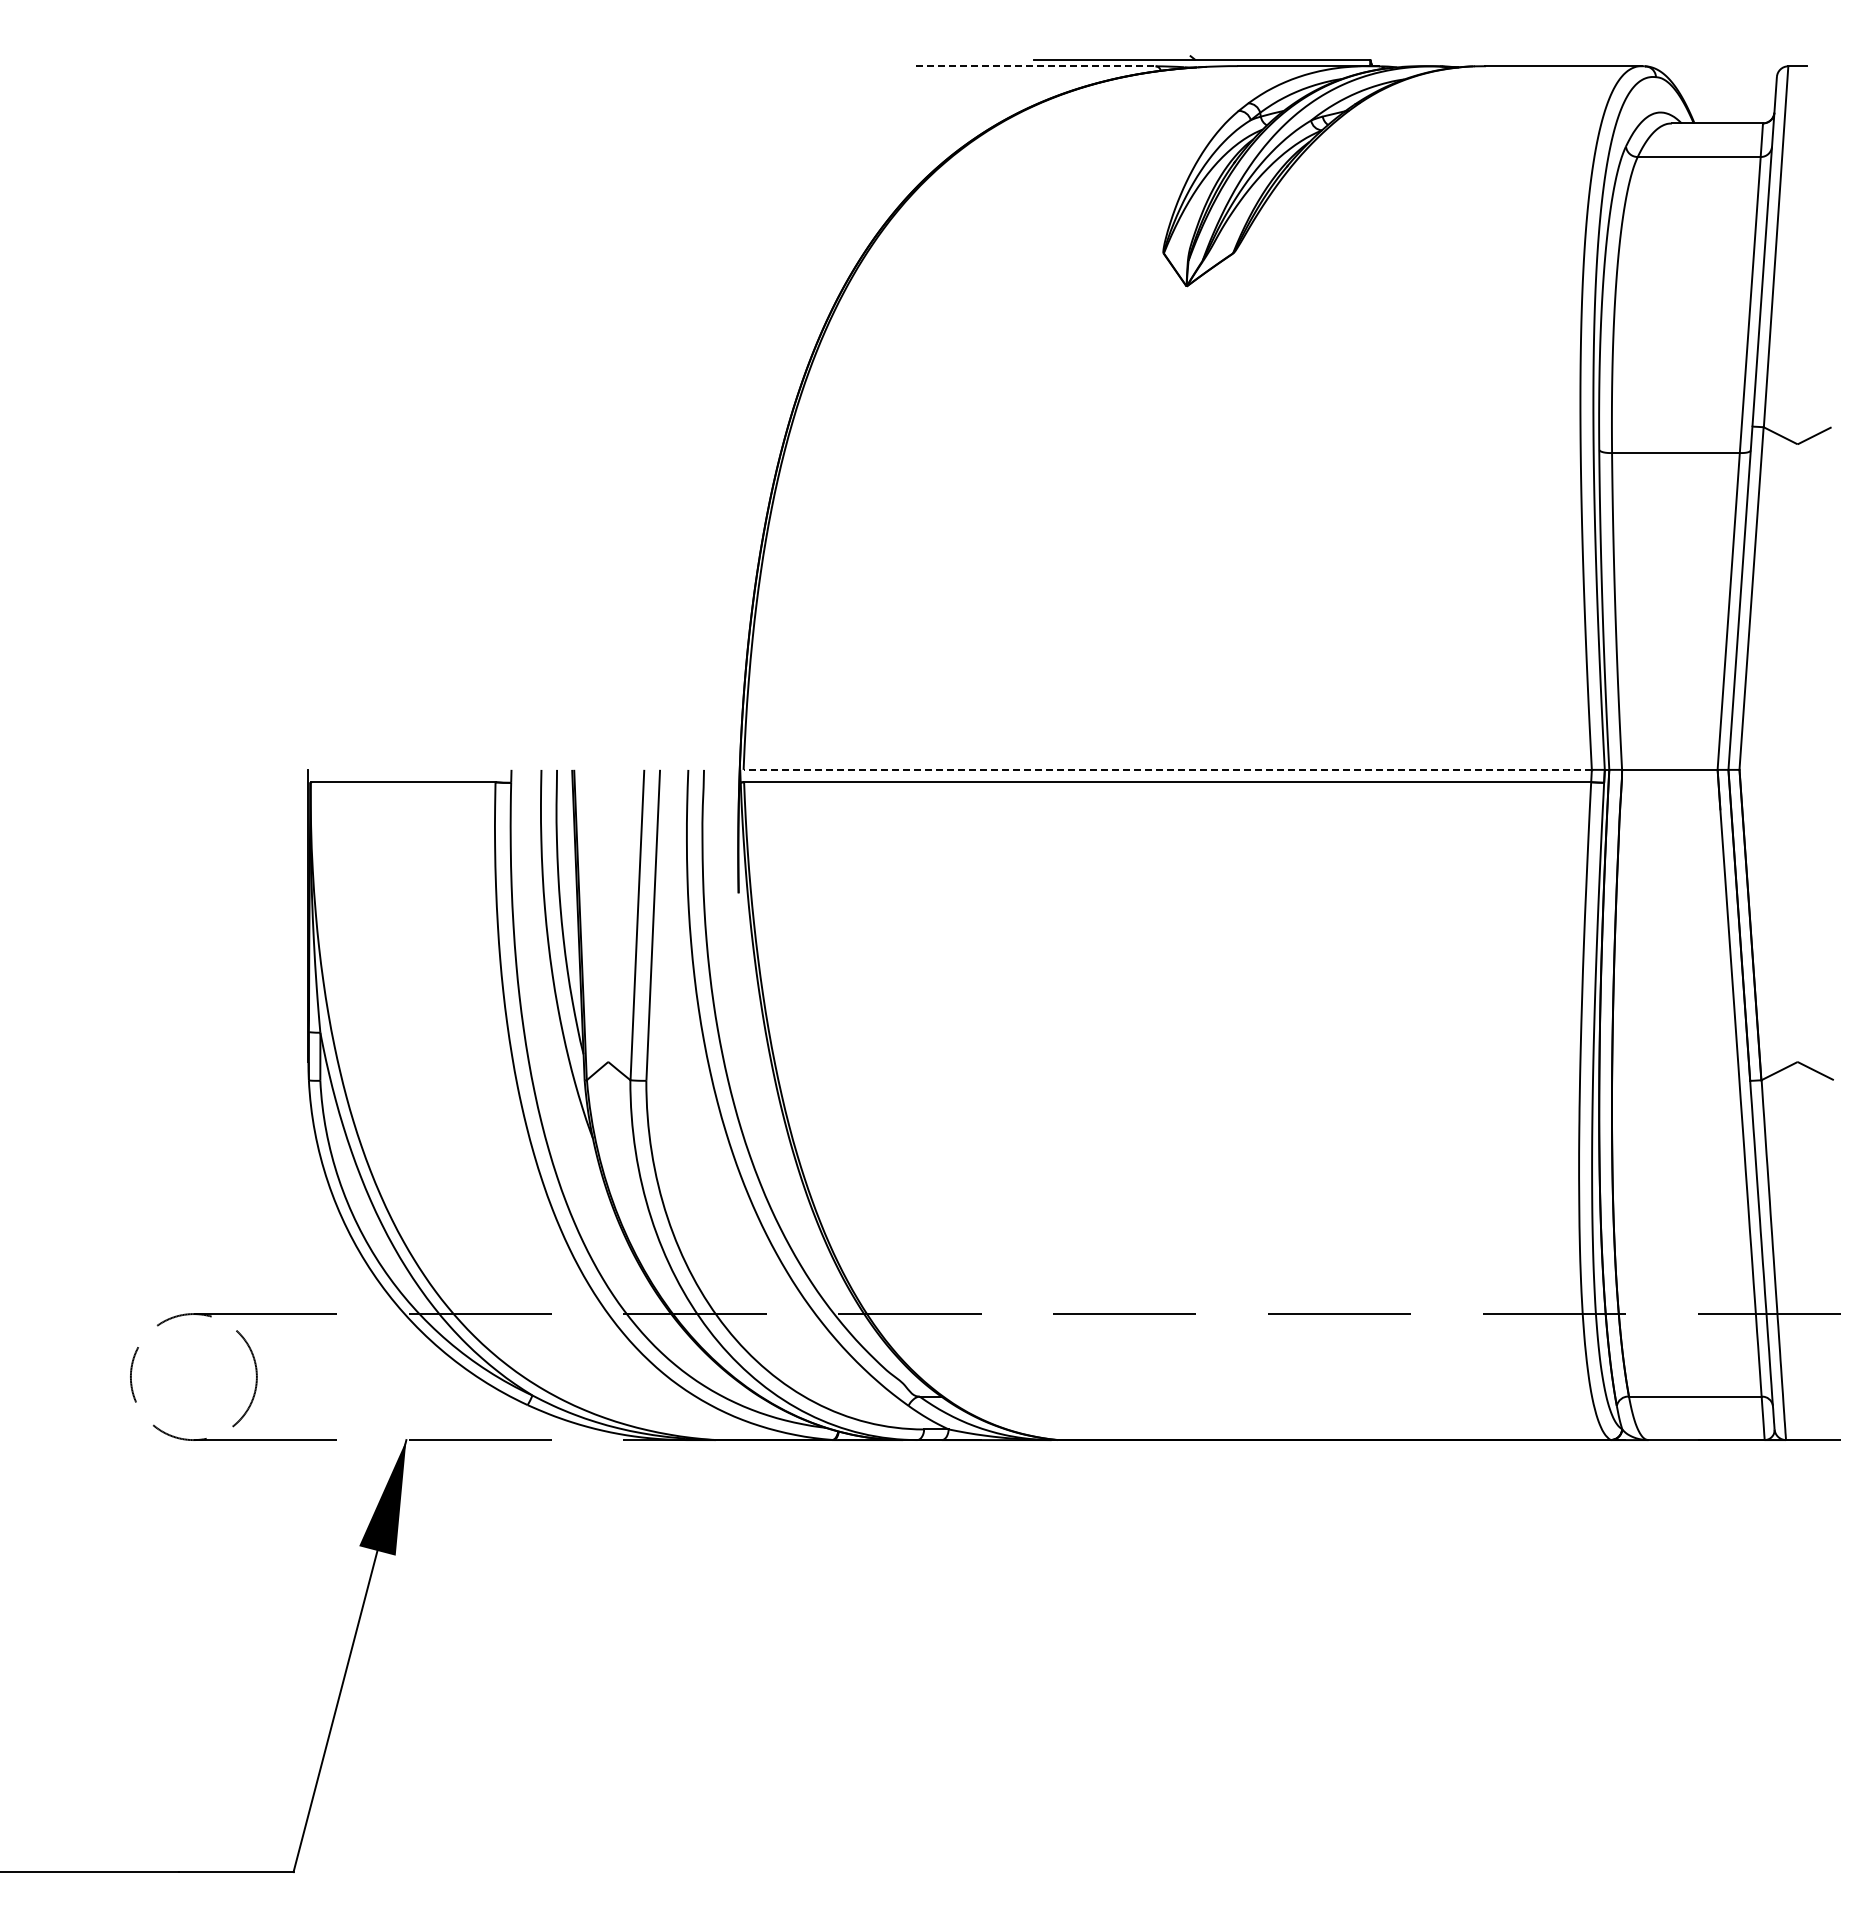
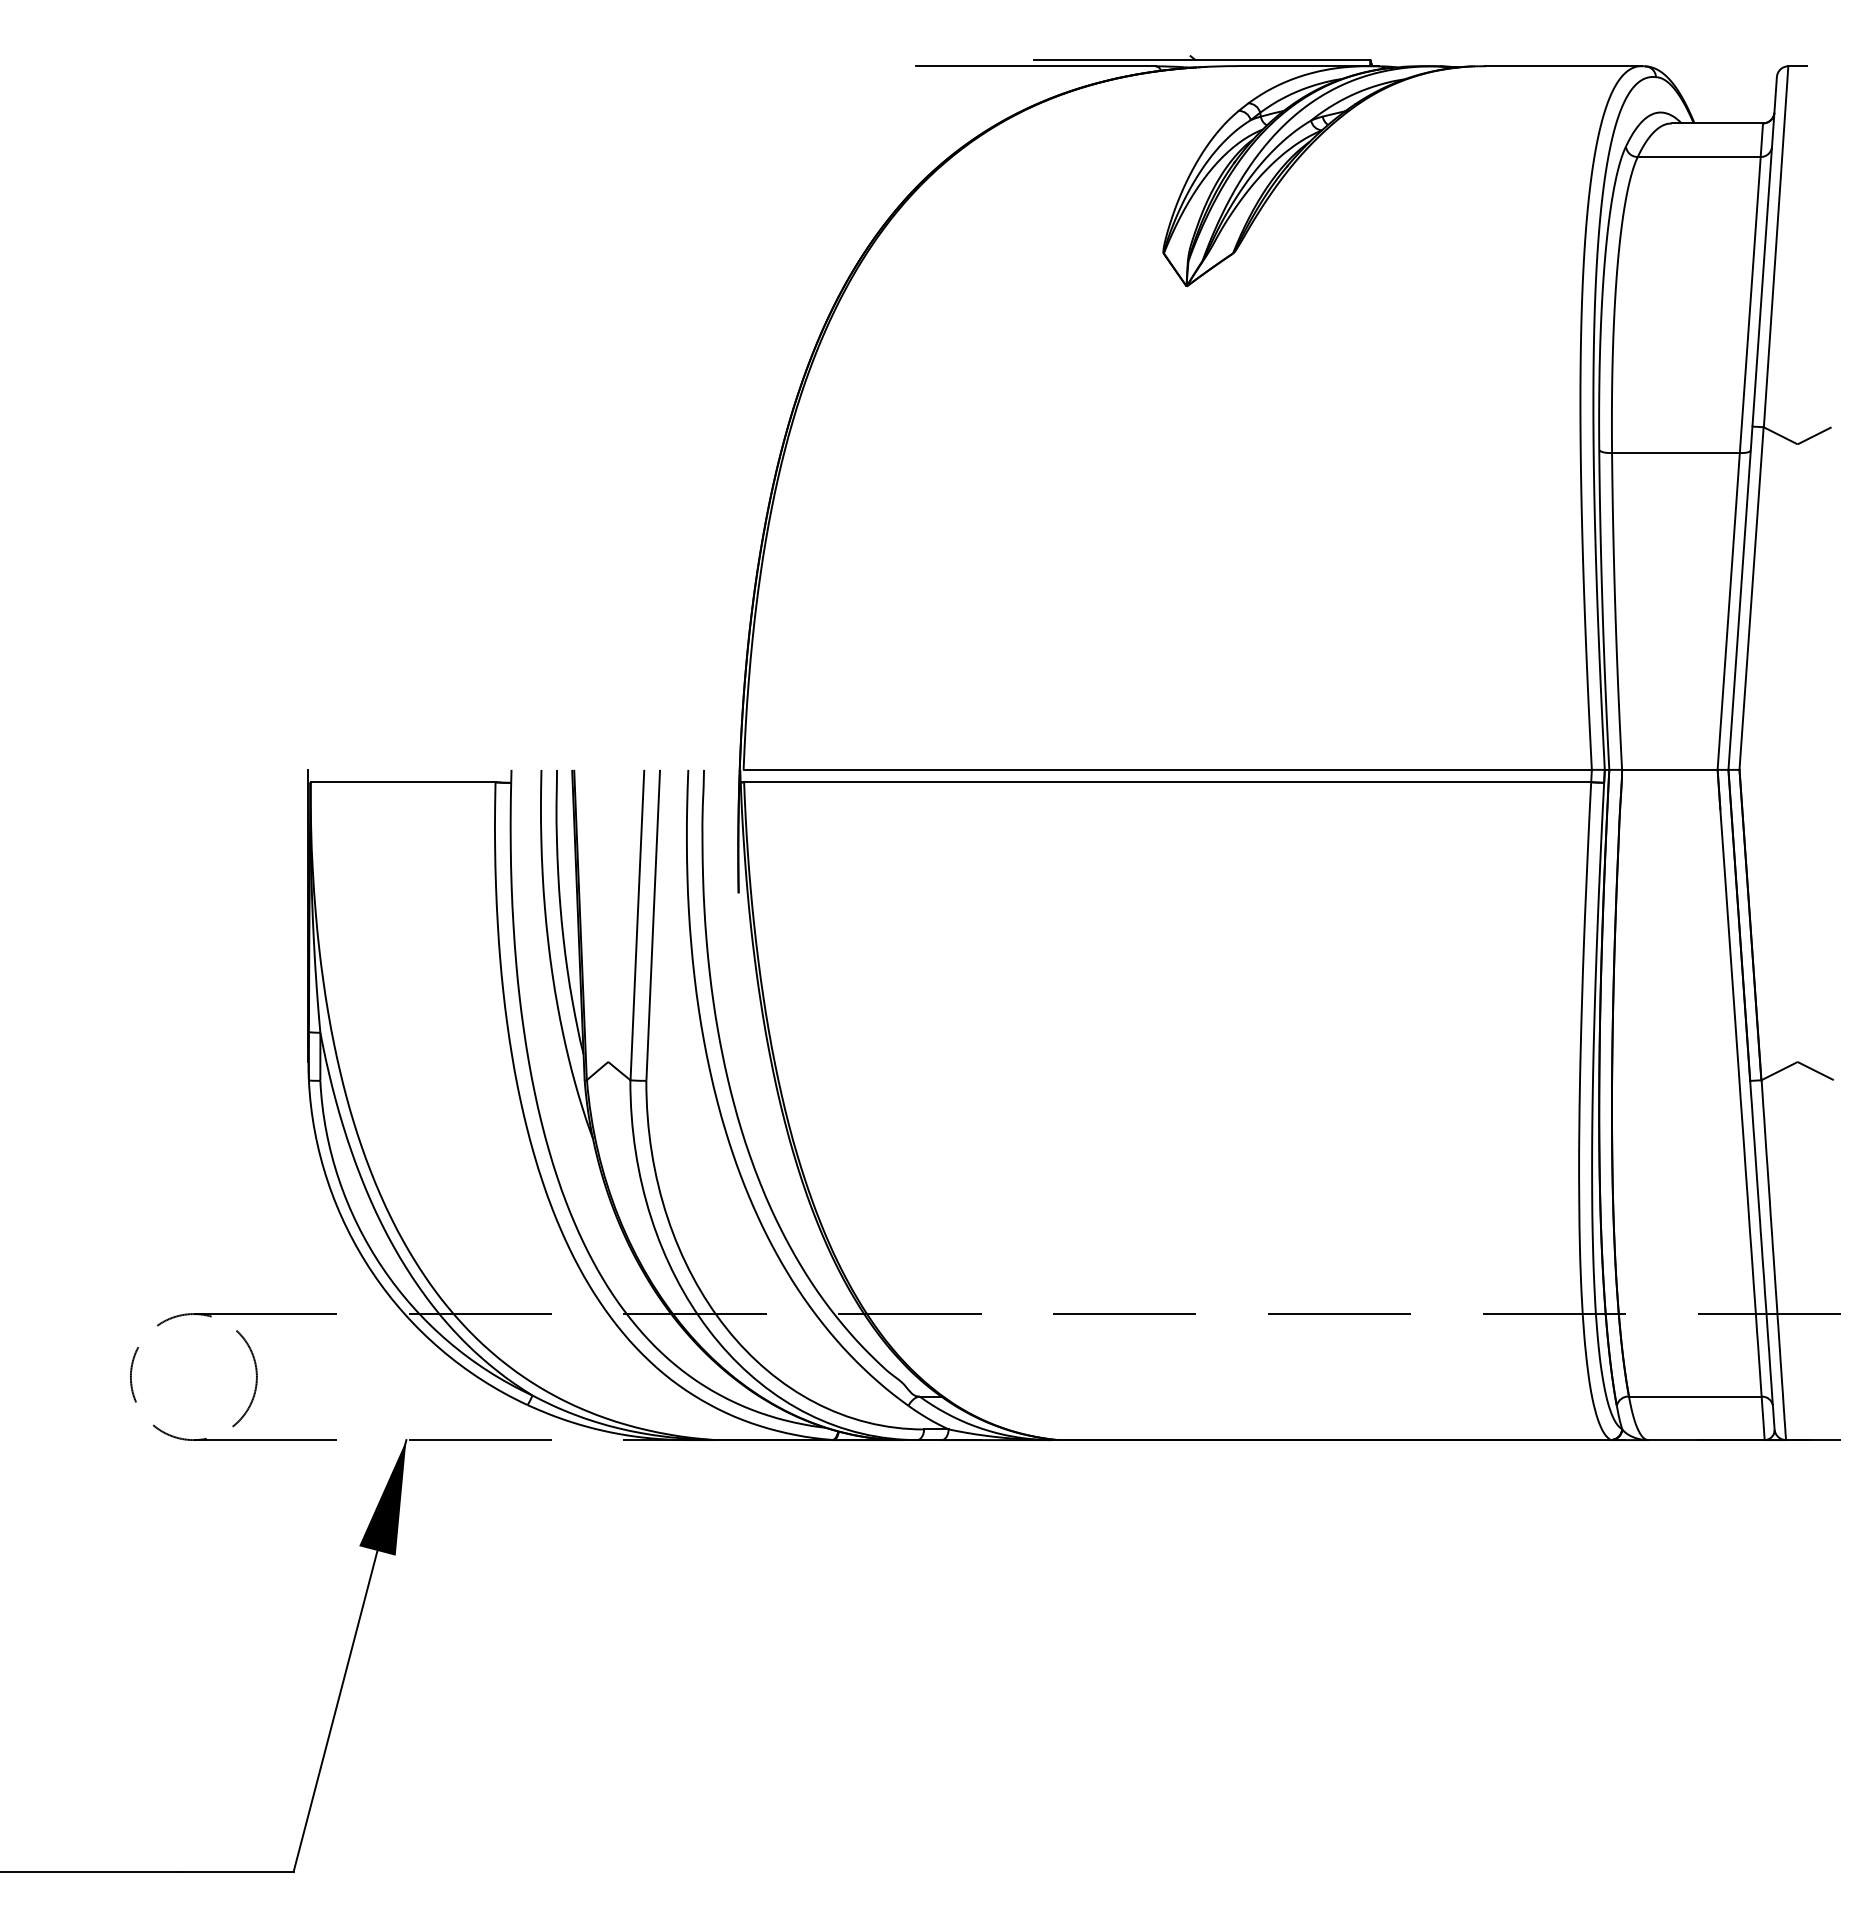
line: dashed -> solid (1035, 66)
line: dashed -> solid (1167, 769)
